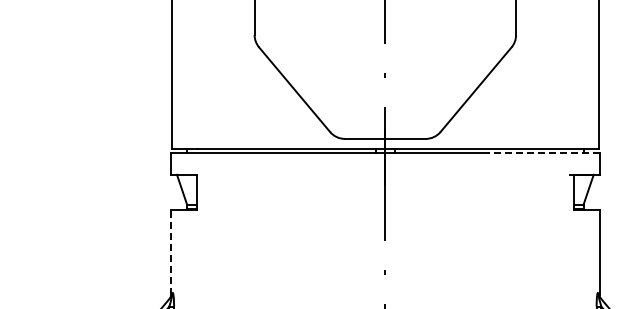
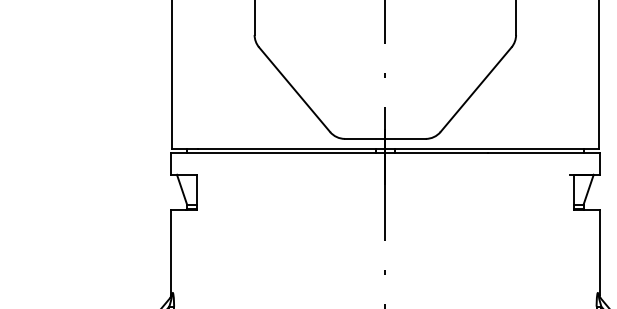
line: dashed -> solid (543, 153)
line: dashed -> solid (171, 252)
